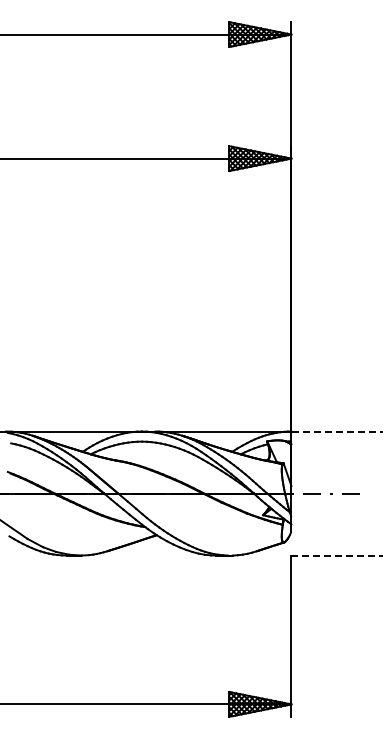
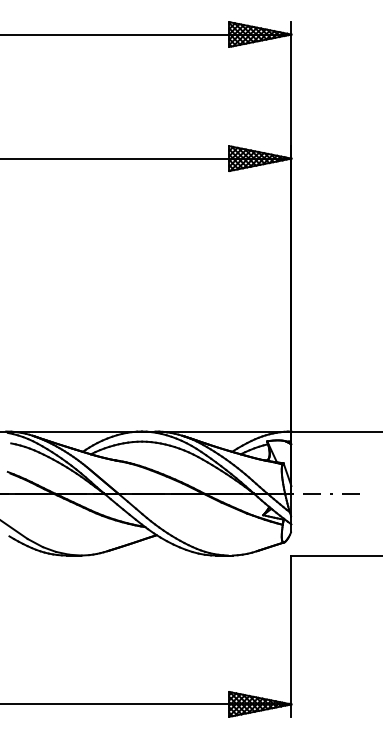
line: dashed -> solid (337, 431)
line: dashed -> solid (337, 555)
